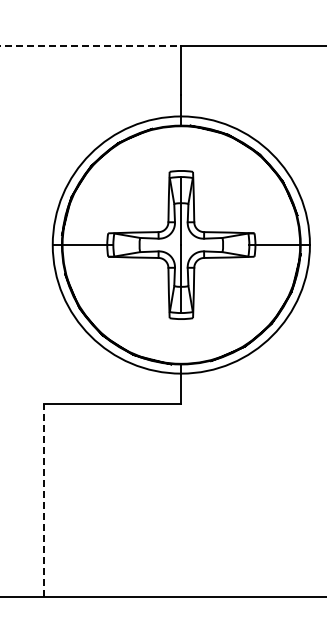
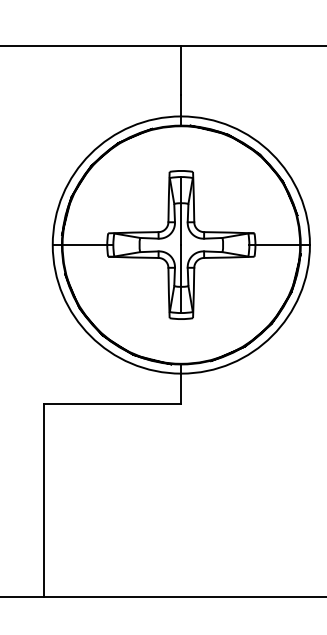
line: dashed -> solid (91, 46)
line: dashed -> solid (43, 500)
